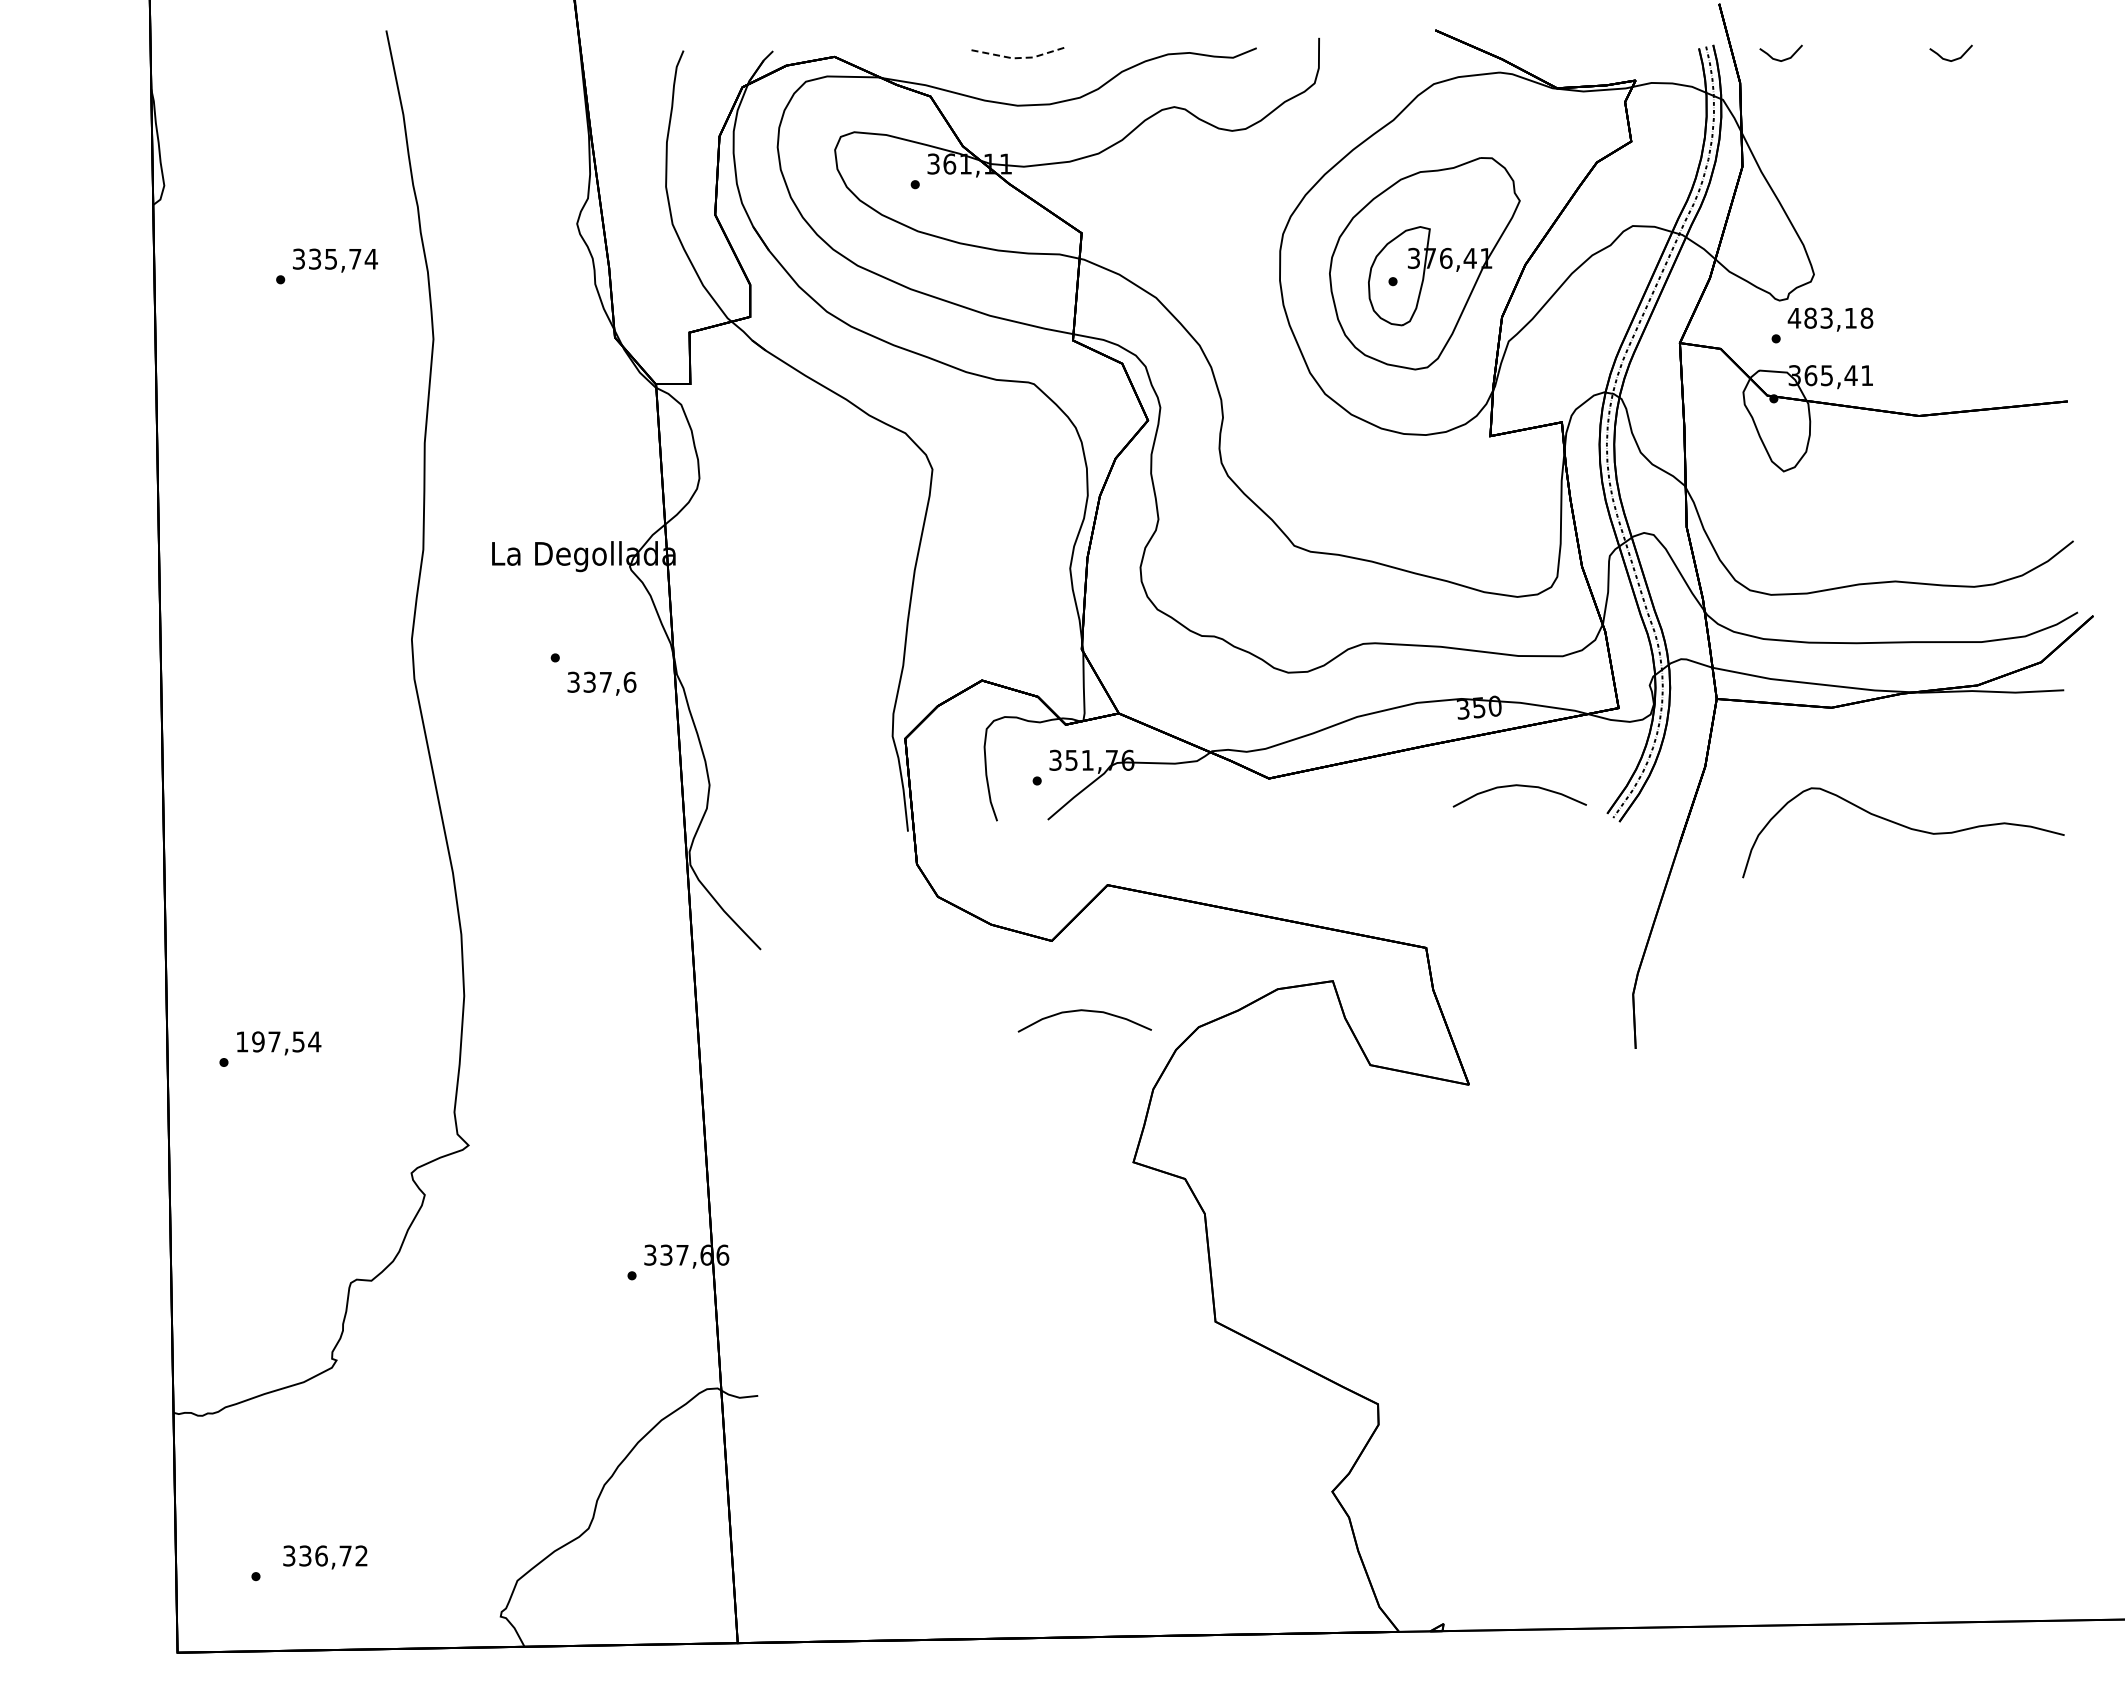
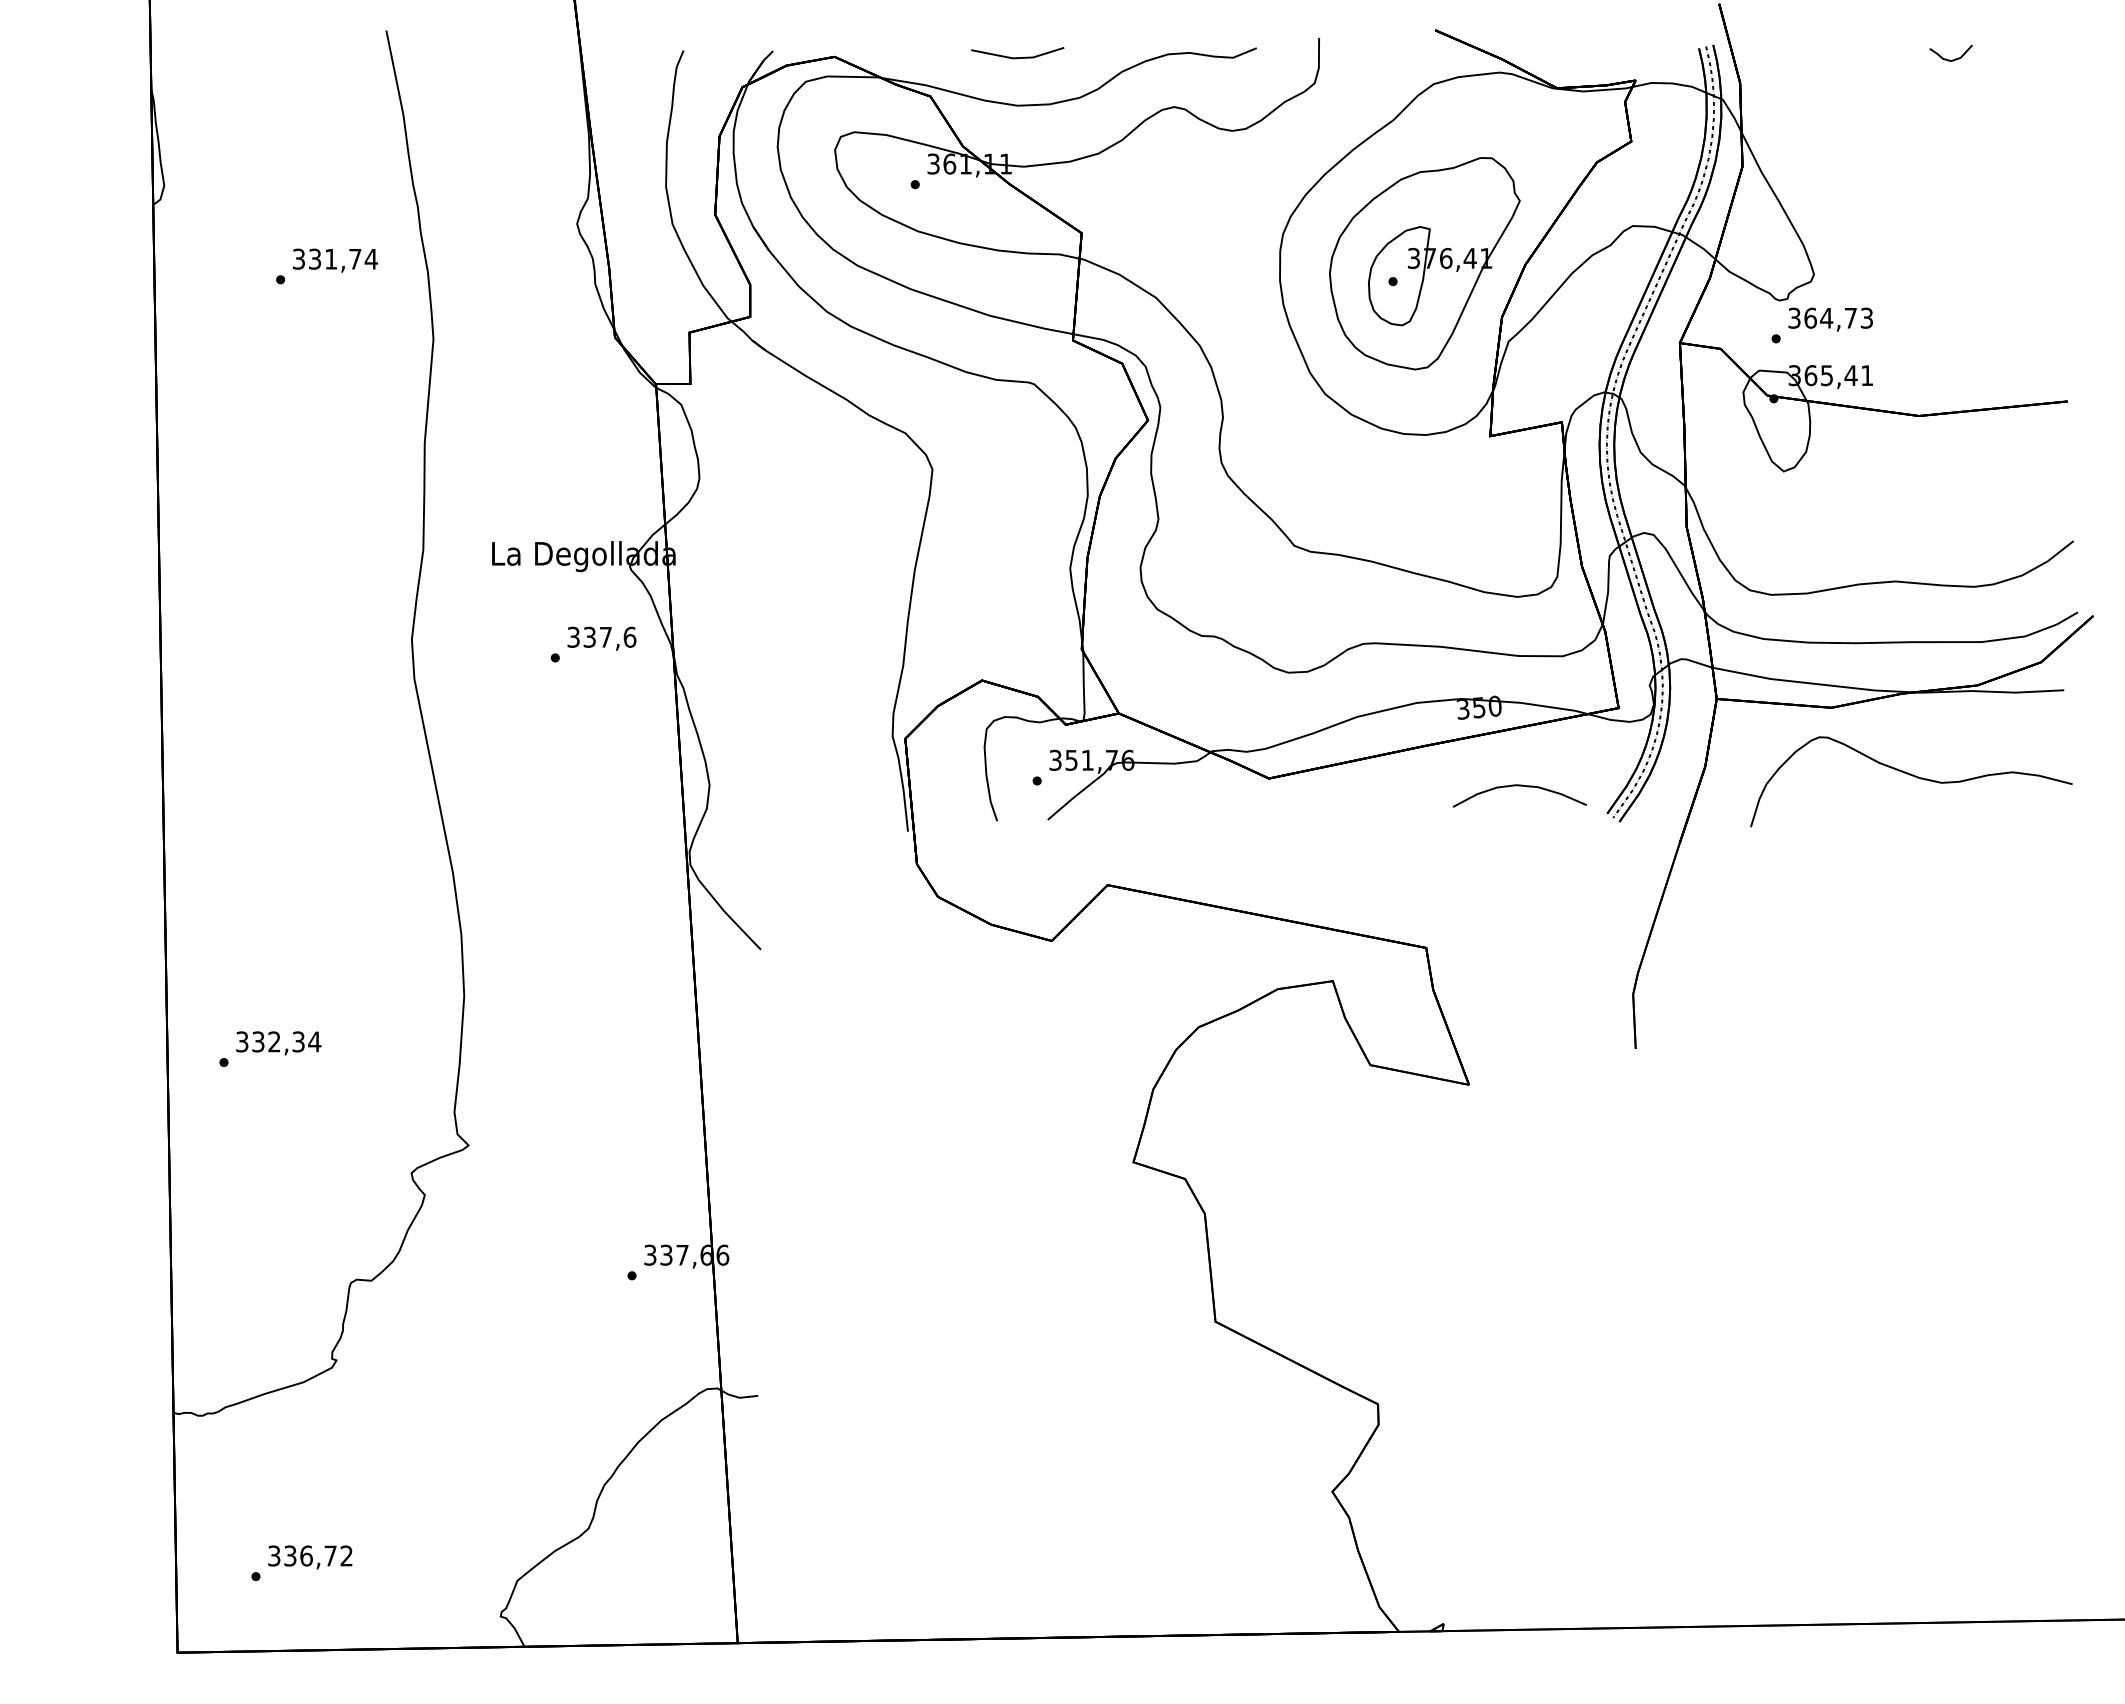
line: dashed -> solid (1017, 58)
curve: present -> none (1779, 59)
text: 335,74 -> 331,74 (330, 259)
text: 483,18 -> 364,73 (1830, 317)
text position: (601, 683) -> (601, 638) (601, 638)
curve position: (1906, 828) -> (1914, 777) (1914, 777)
curve: present -> none (1084, 1011)
text: 197,54 -> 332,34 (270, 1041)
text position: (325, 1557) -> (310, 1557) (310, 1557)
